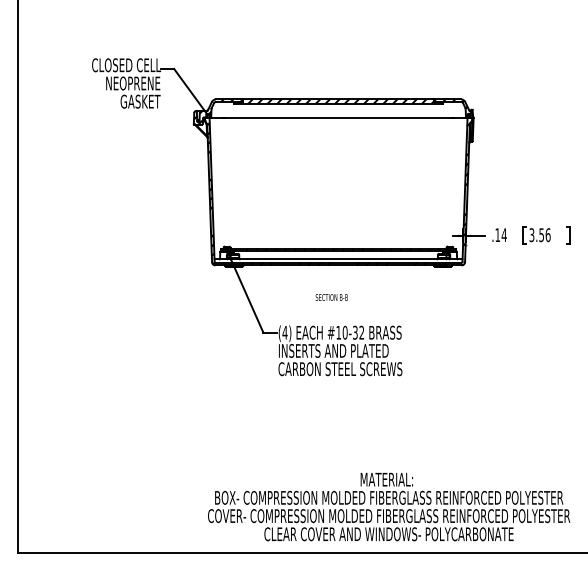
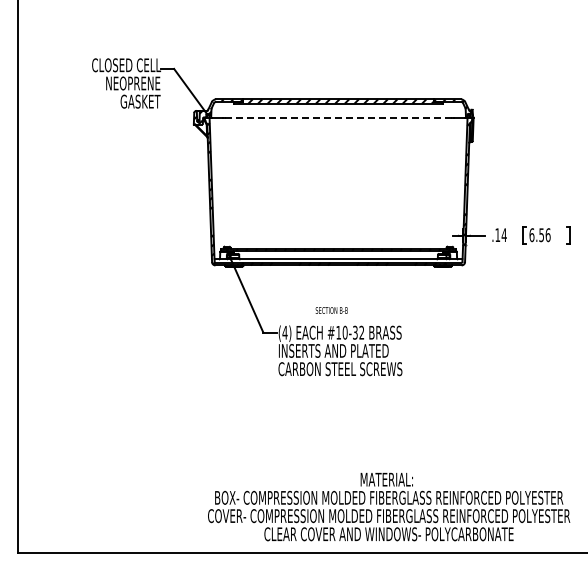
line: solid -> dashed (338, 117)
text: 3.56 -> 6.56 (531, 235)
text position: (331, 297) -> (331, 310) (331, 310)
